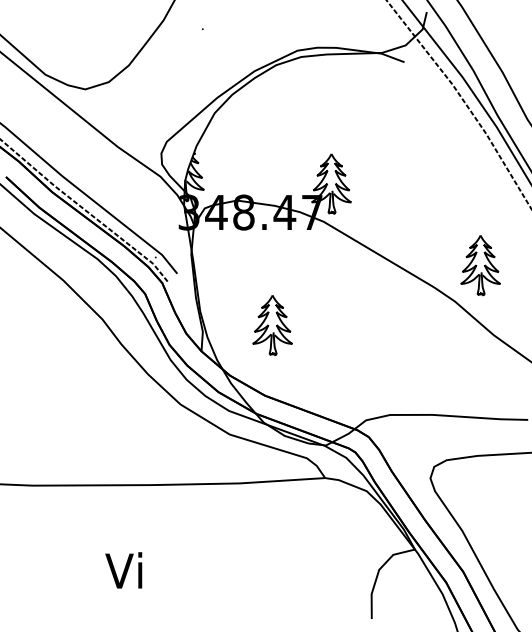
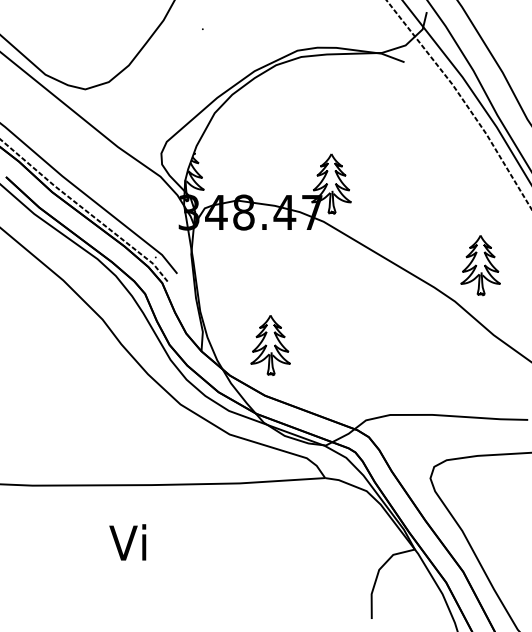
part position: (272, 325) -> (270, 345) (270, 345)
text position: (123, 570) -> (127, 542) (127, 542)
